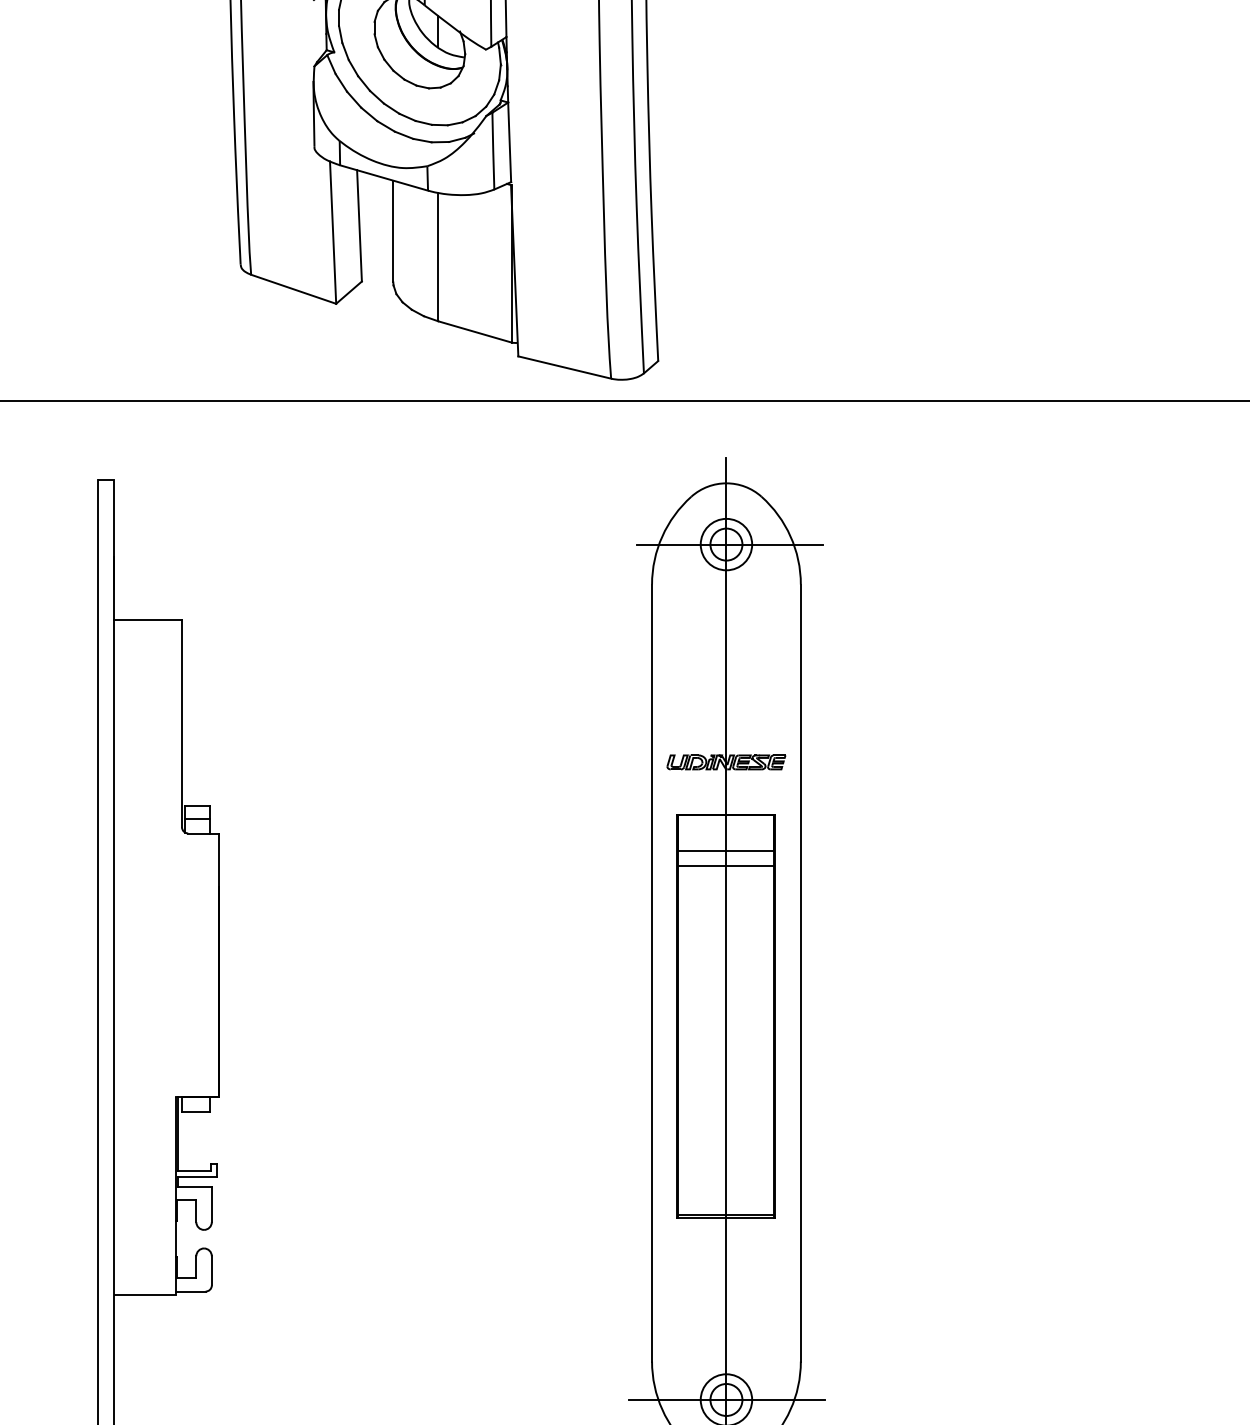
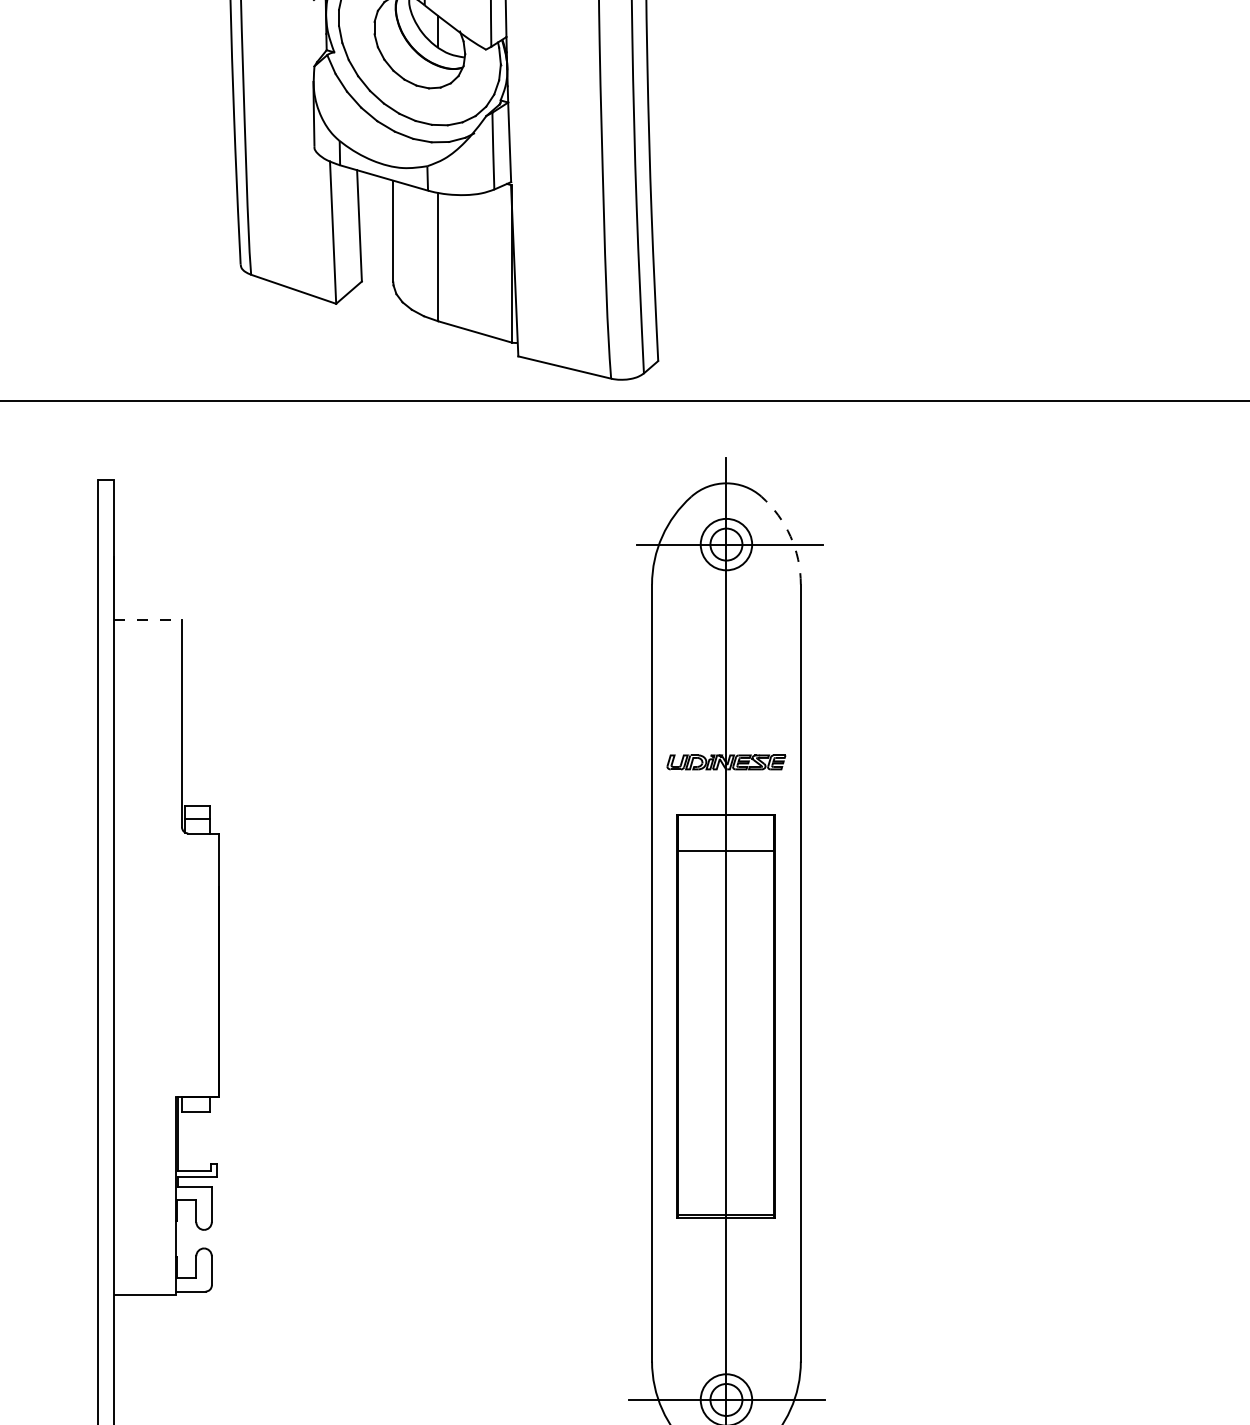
arc: solid -> dashed (790, 536)
line: solid -> dashed (148, 619)
line: present -> none (726, 866)
